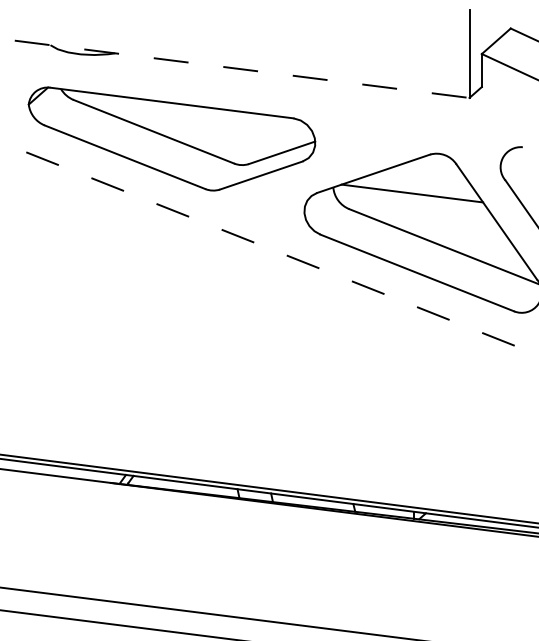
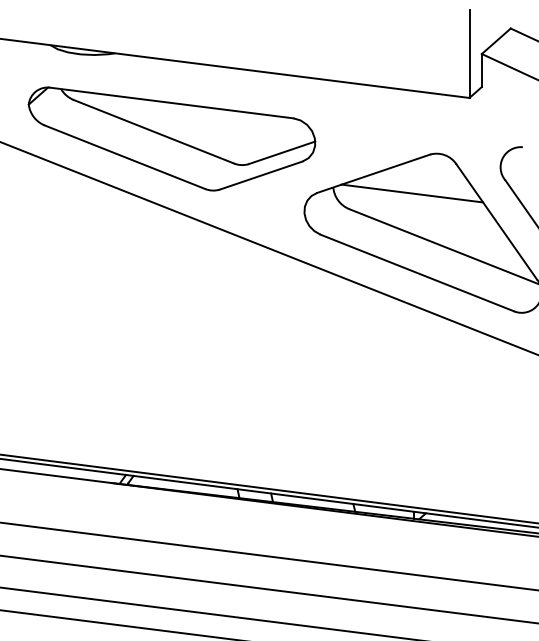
line: dashed -> solid (235, 68)
line: dashed -> solid (269, 248)
line: none -> present (268, 556)
line: none -> present (268, 589)
